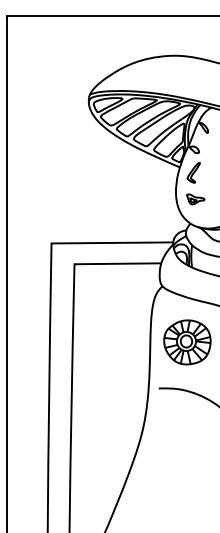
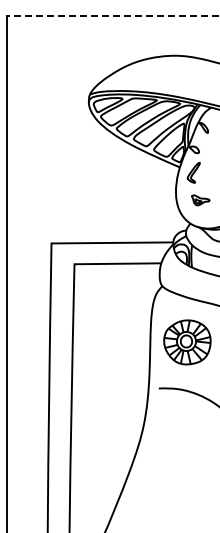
line: solid -> dashed (112, 15)
part position: (195, 199) -> (200, 200) (200, 200)
